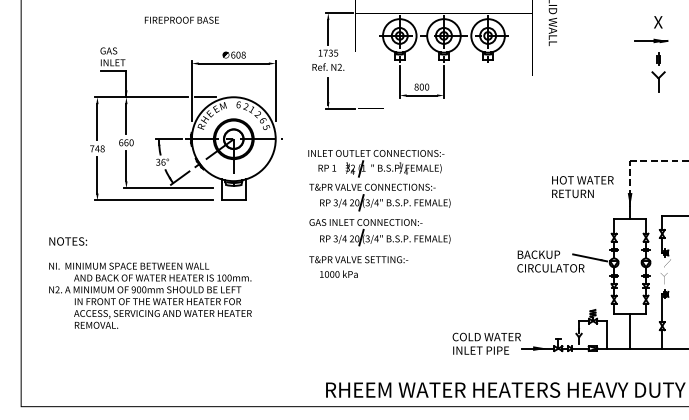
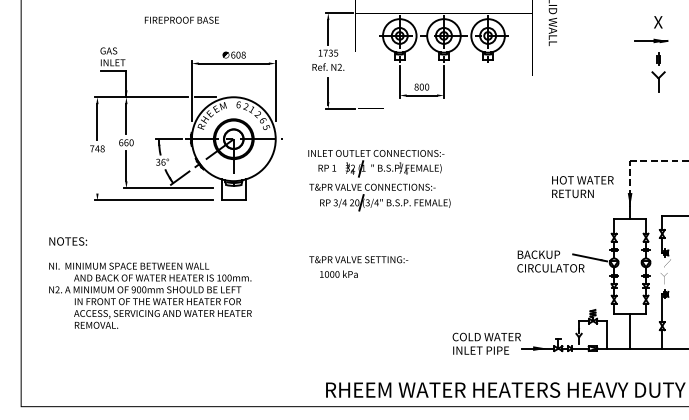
line: present -> none (97, 175)
part: present -> none (379, 232)
